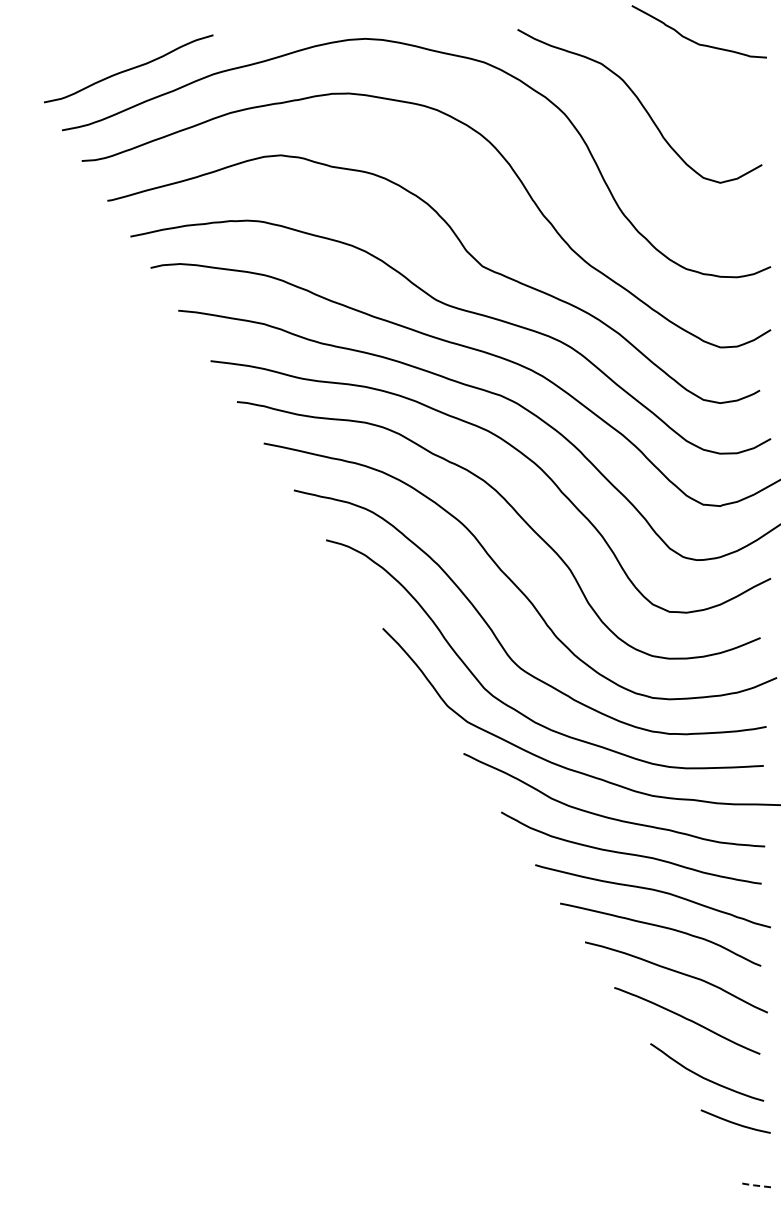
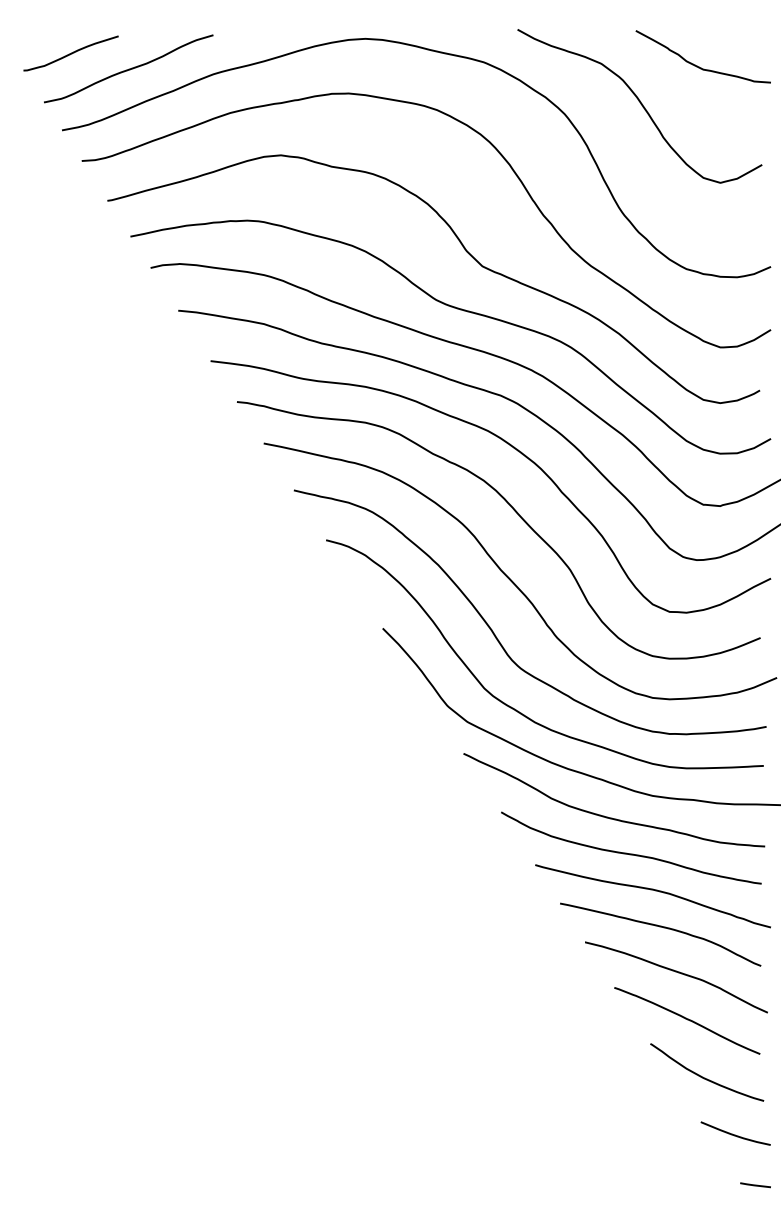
curve position: (693, 40) -> (697, 65) (697, 65)
curve: none -> present (70, 53)
curve position: (735, 1122) -> (735, 1134) (735, 1134)
line: dashed -> solid (754, 1185)
